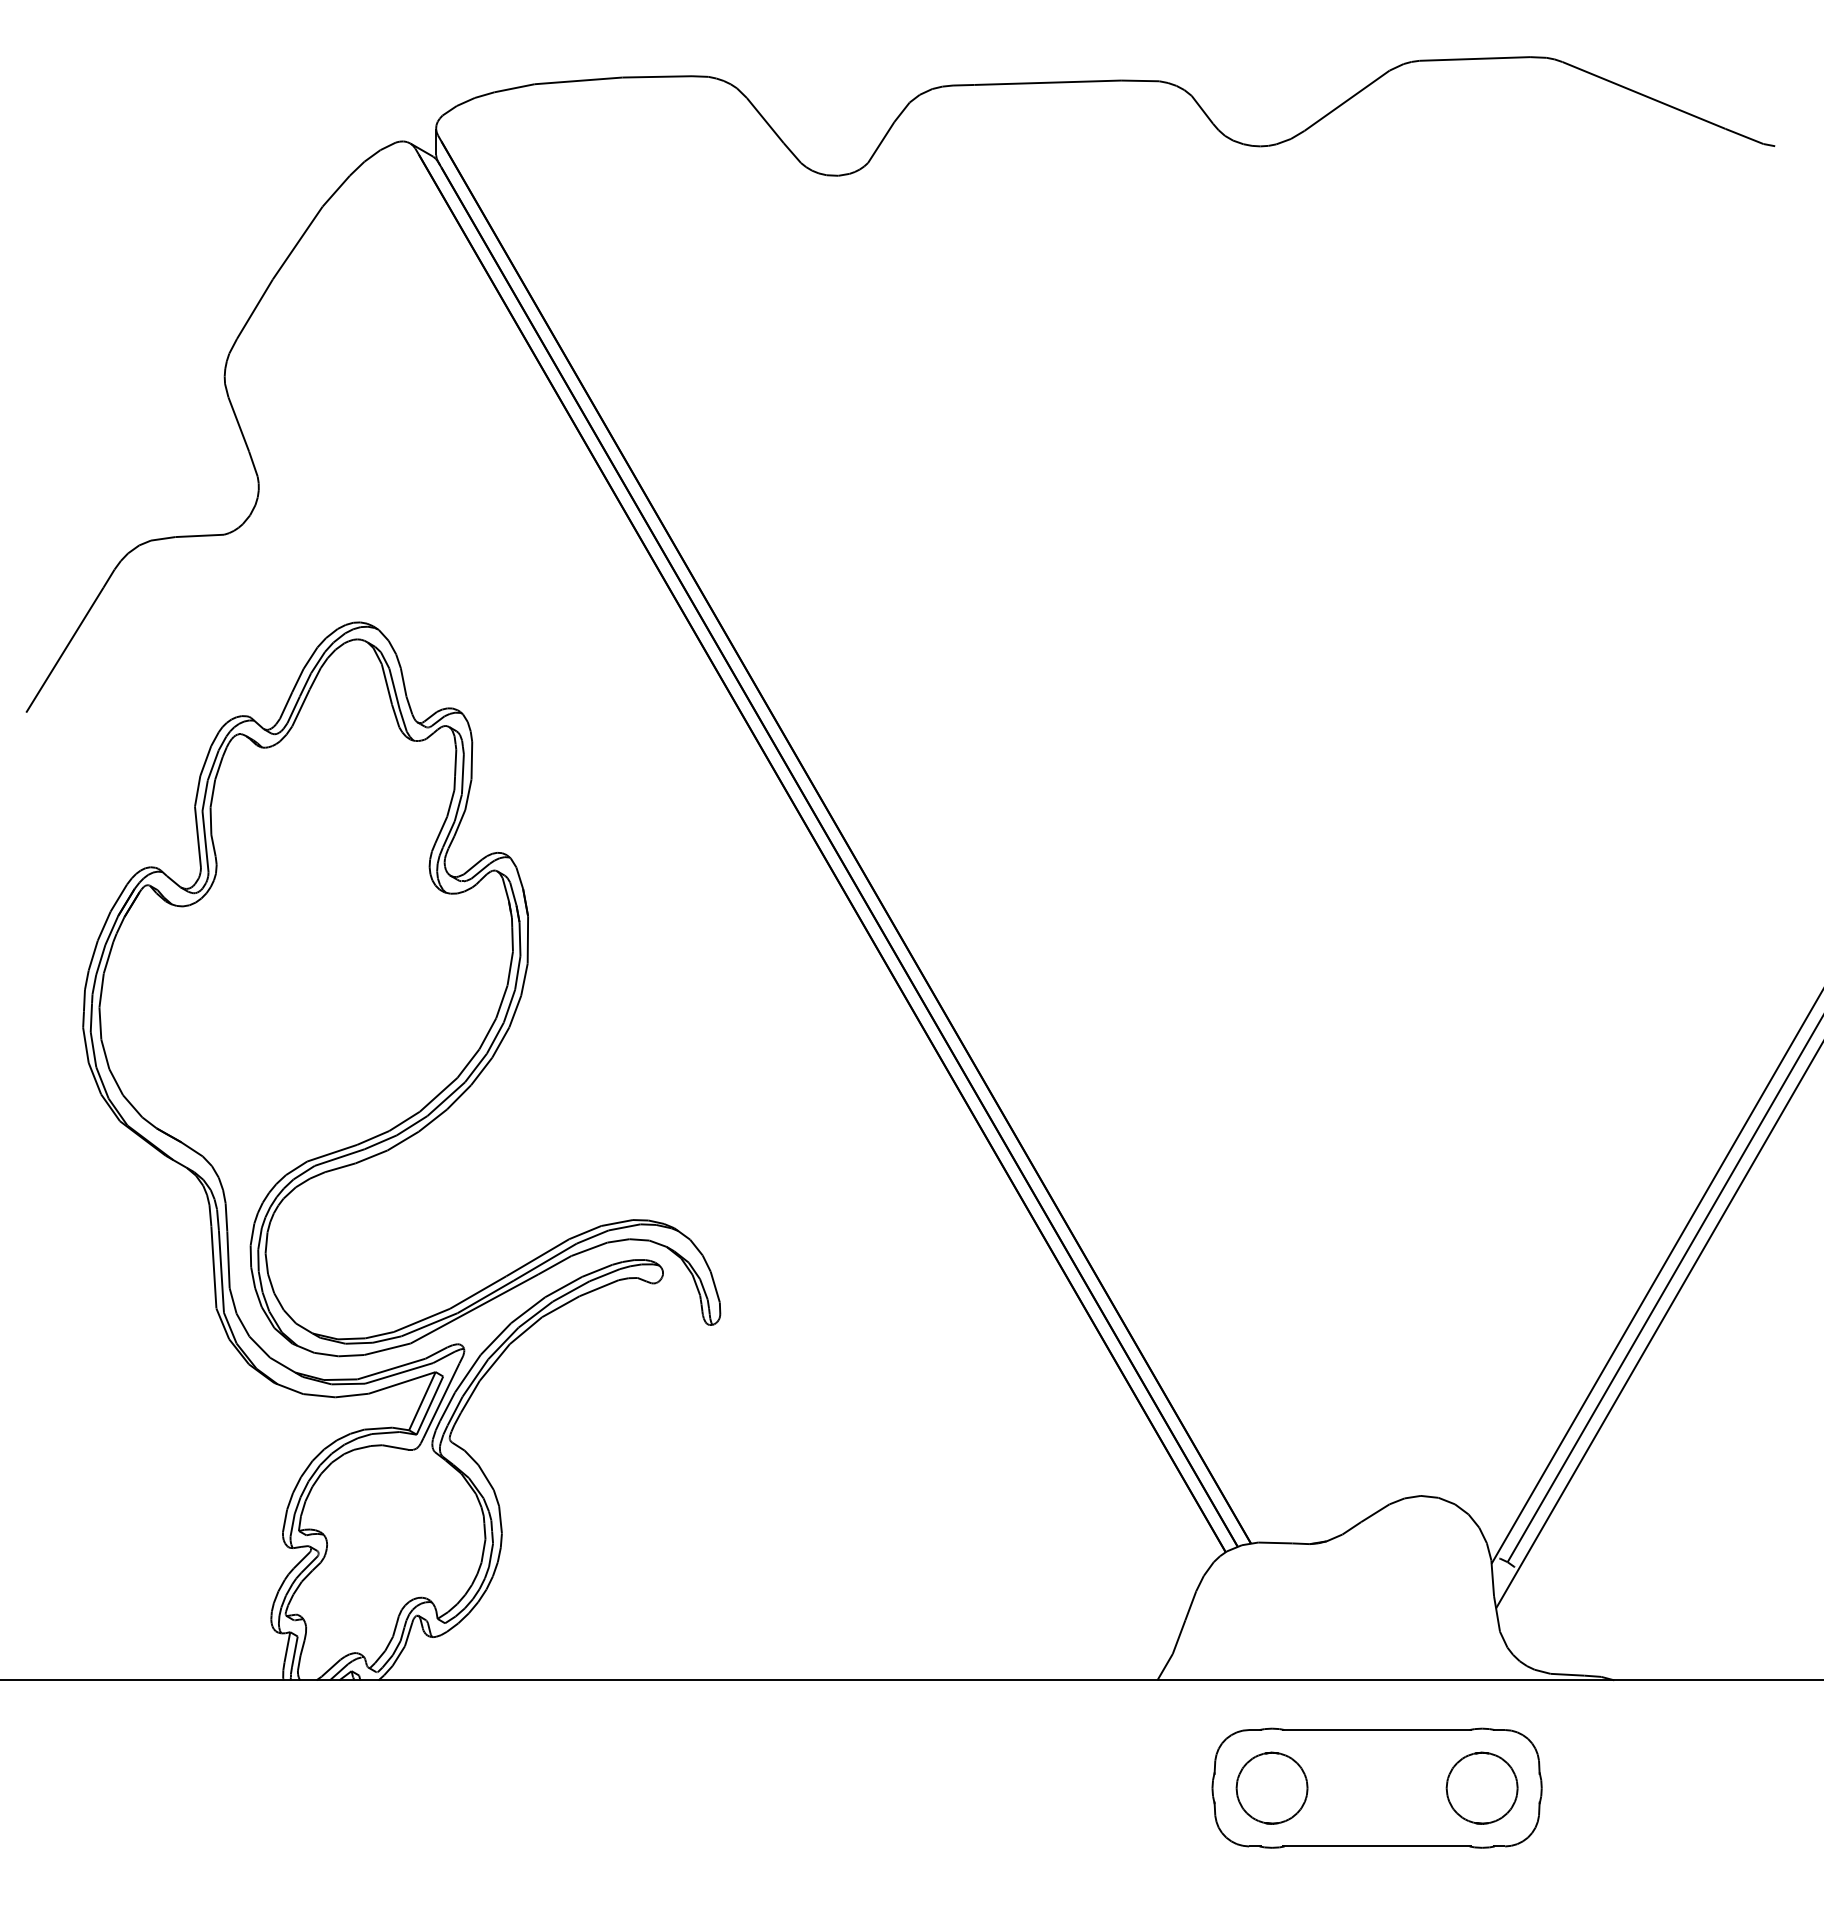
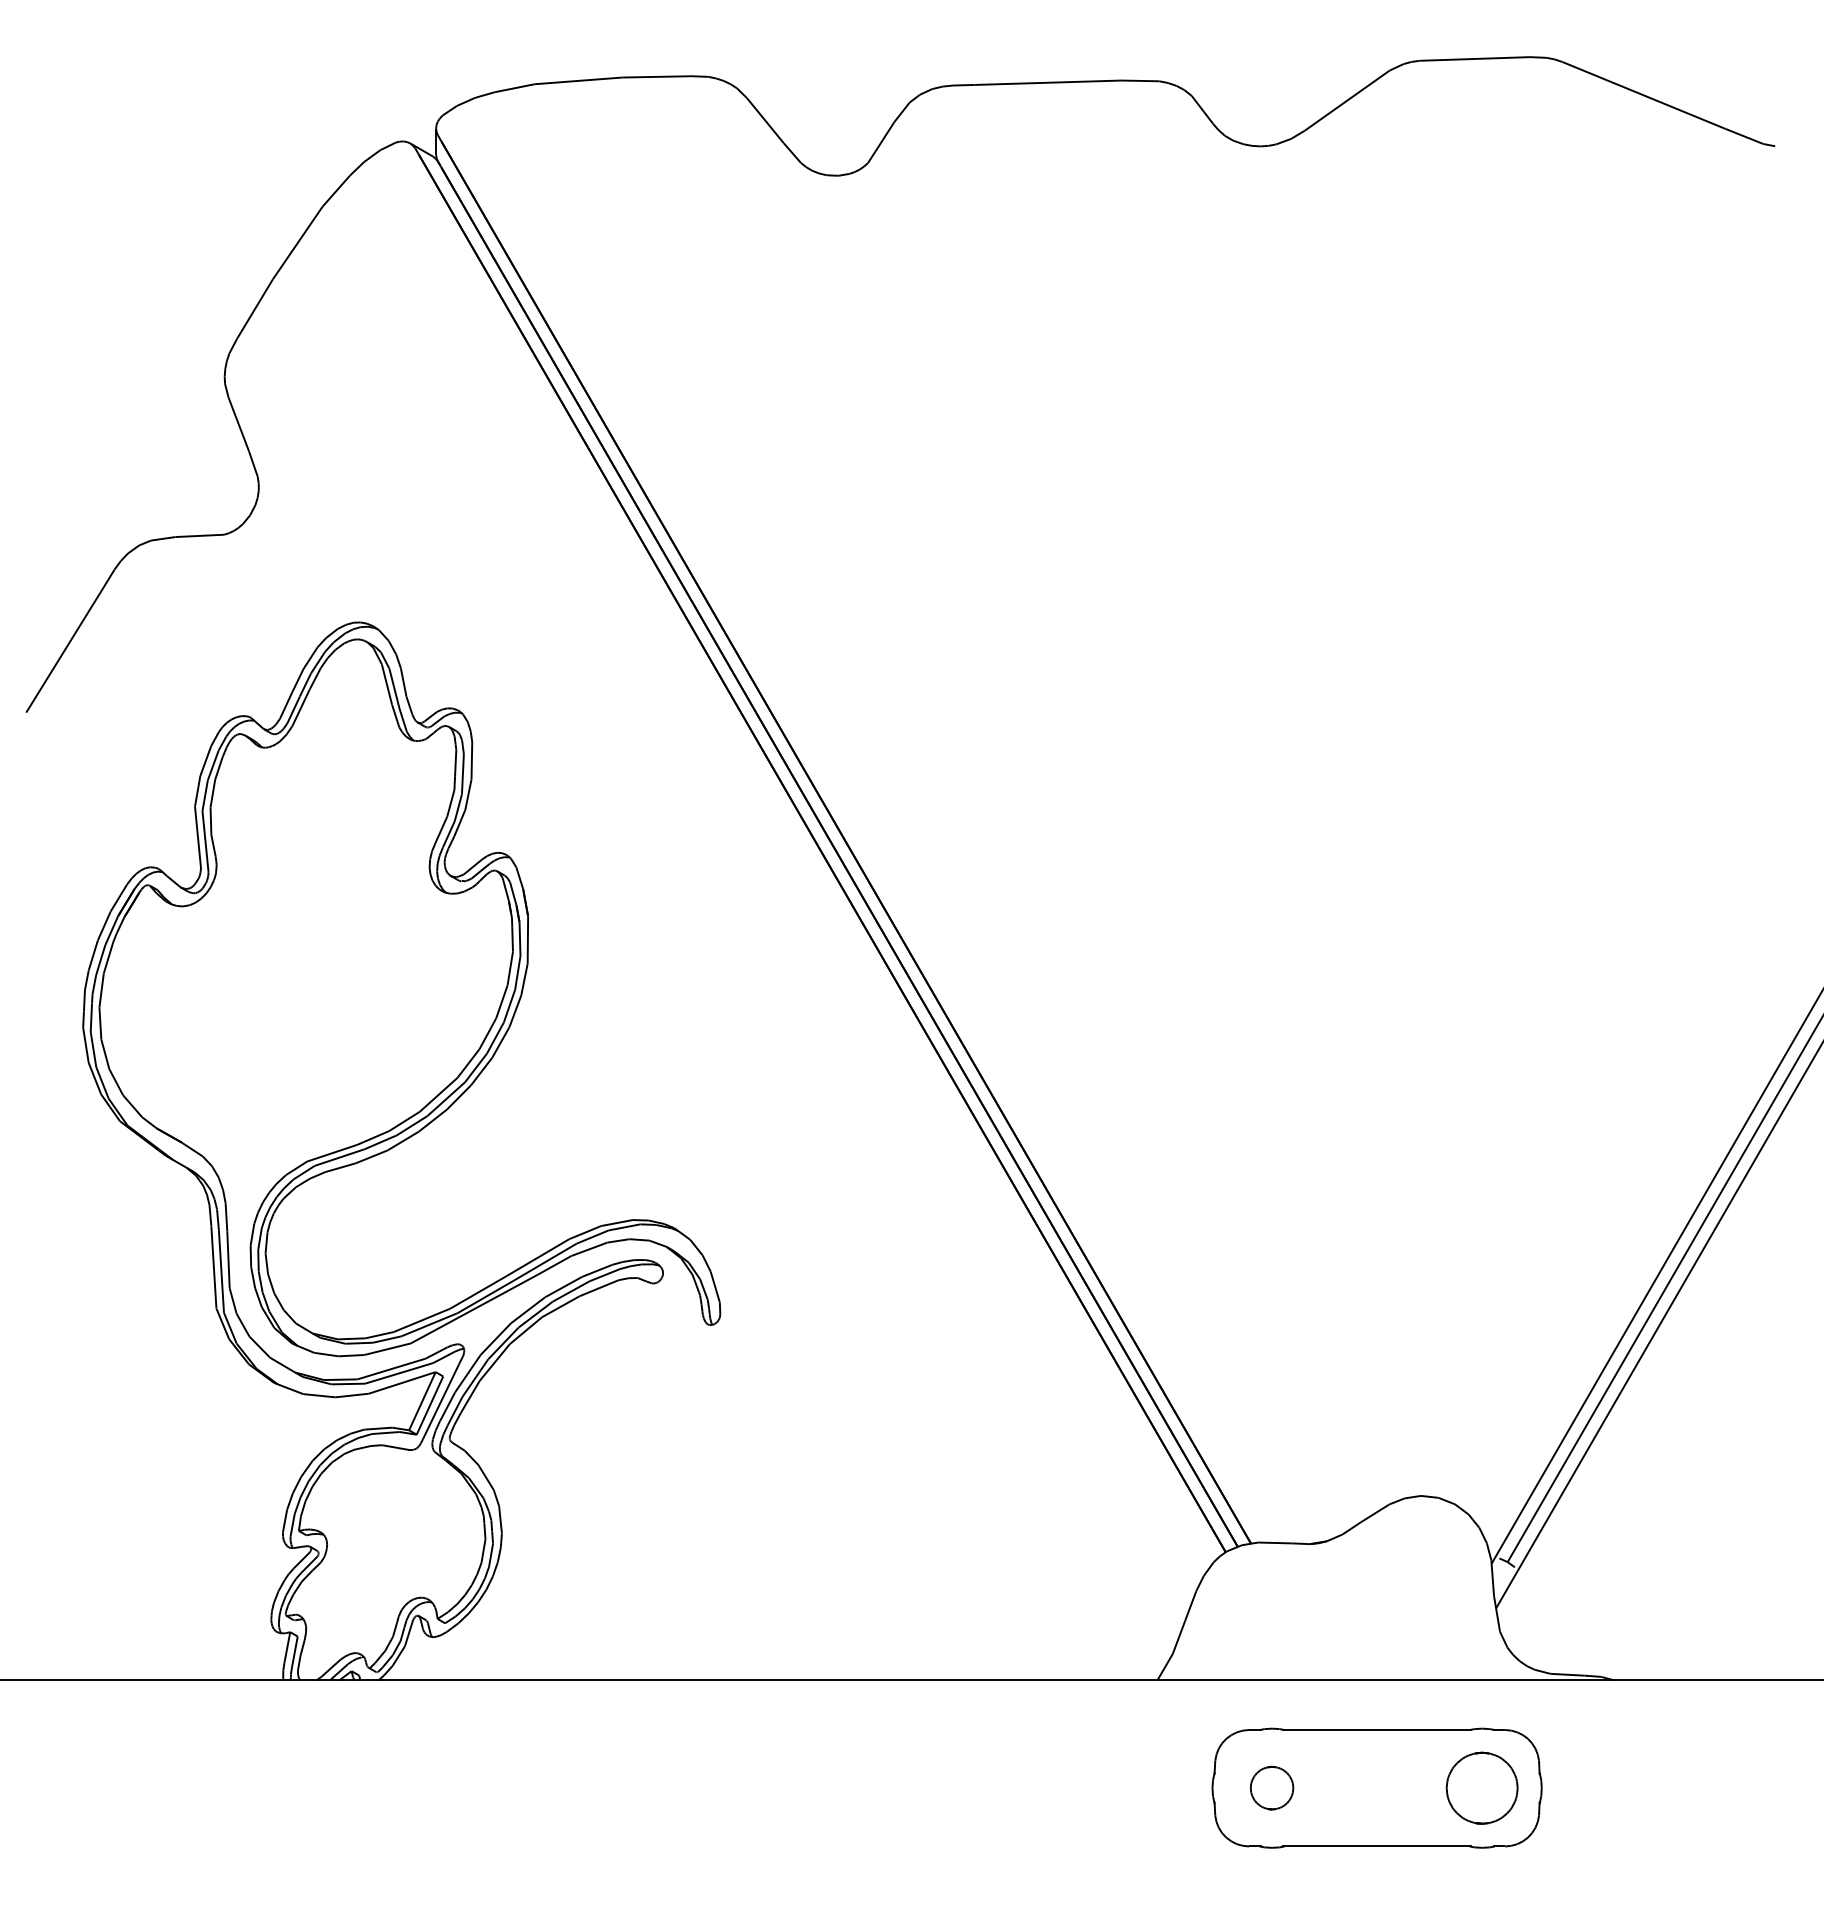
part size: 74x74 px -> 46x46 px (1271, 1787)
